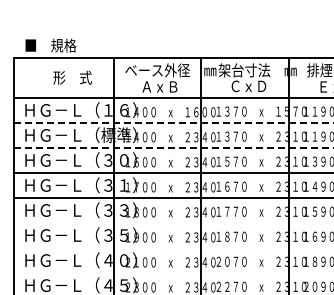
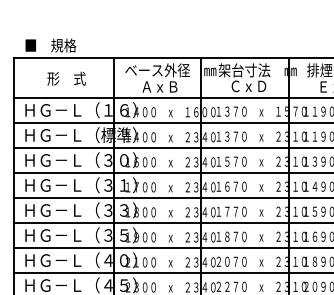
text position: (72, 77) -> (66, 78) (66, 78)
line: dashed -> solid (173, 122)
line: dashed -> solid (173, 147)
line: none -> present (171, 223)
line: none -> present (171, 248)
line: none -> present (171, 273)
